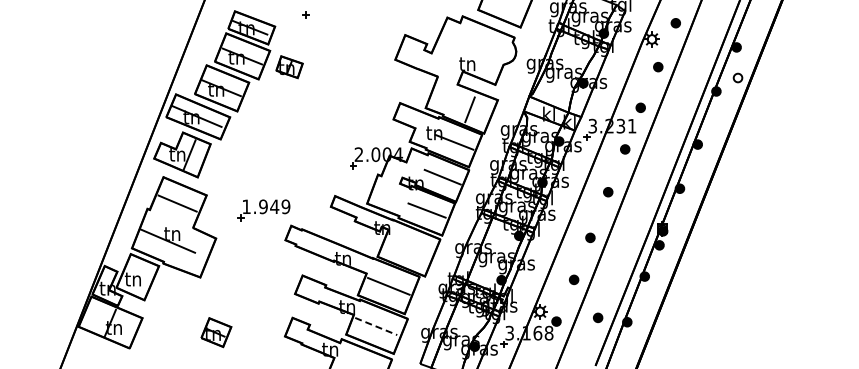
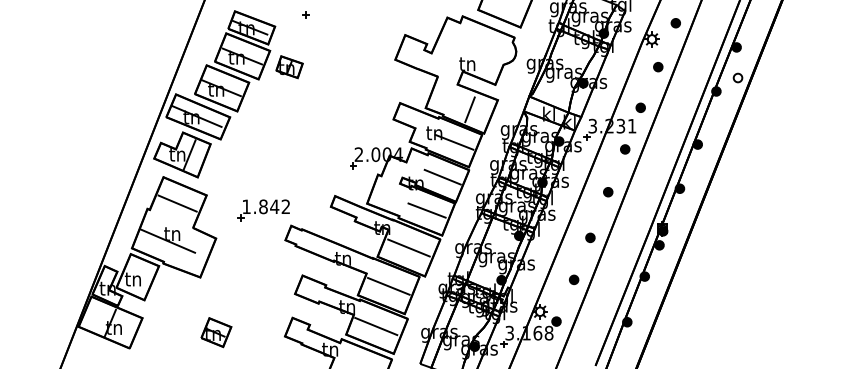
text: 1.949 -> 1.842 (274, 206)
line: none -> present (408, 247)
part: present -> none (598, 317)
line: dashed -> solid (376, 326)
